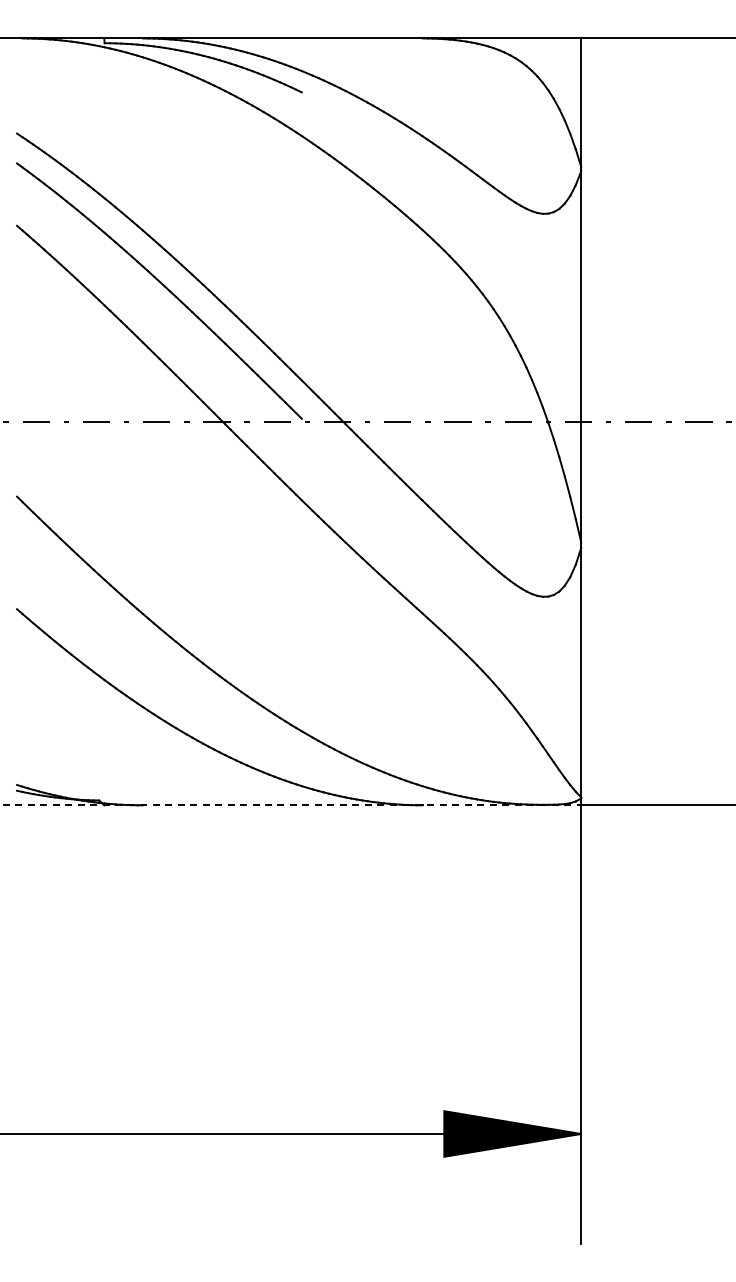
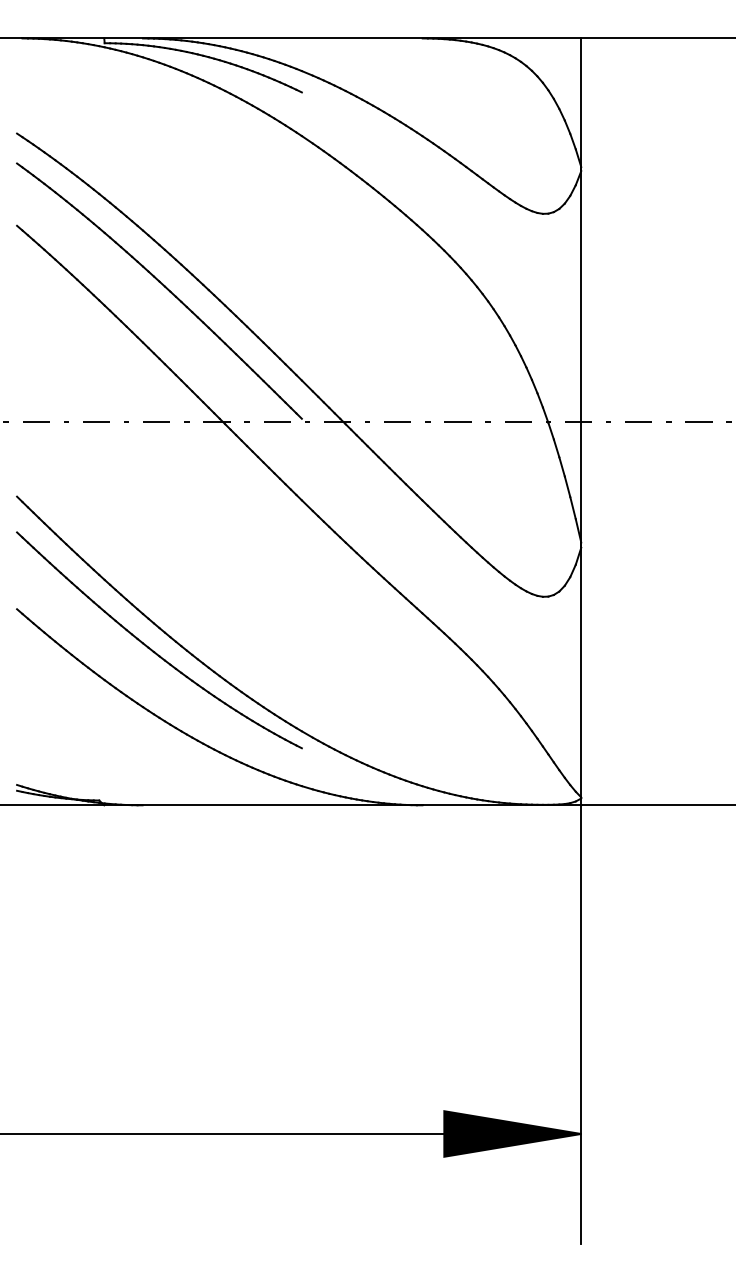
part: none -> present (151, 648)
line: dashed -> solid (291, 805)
